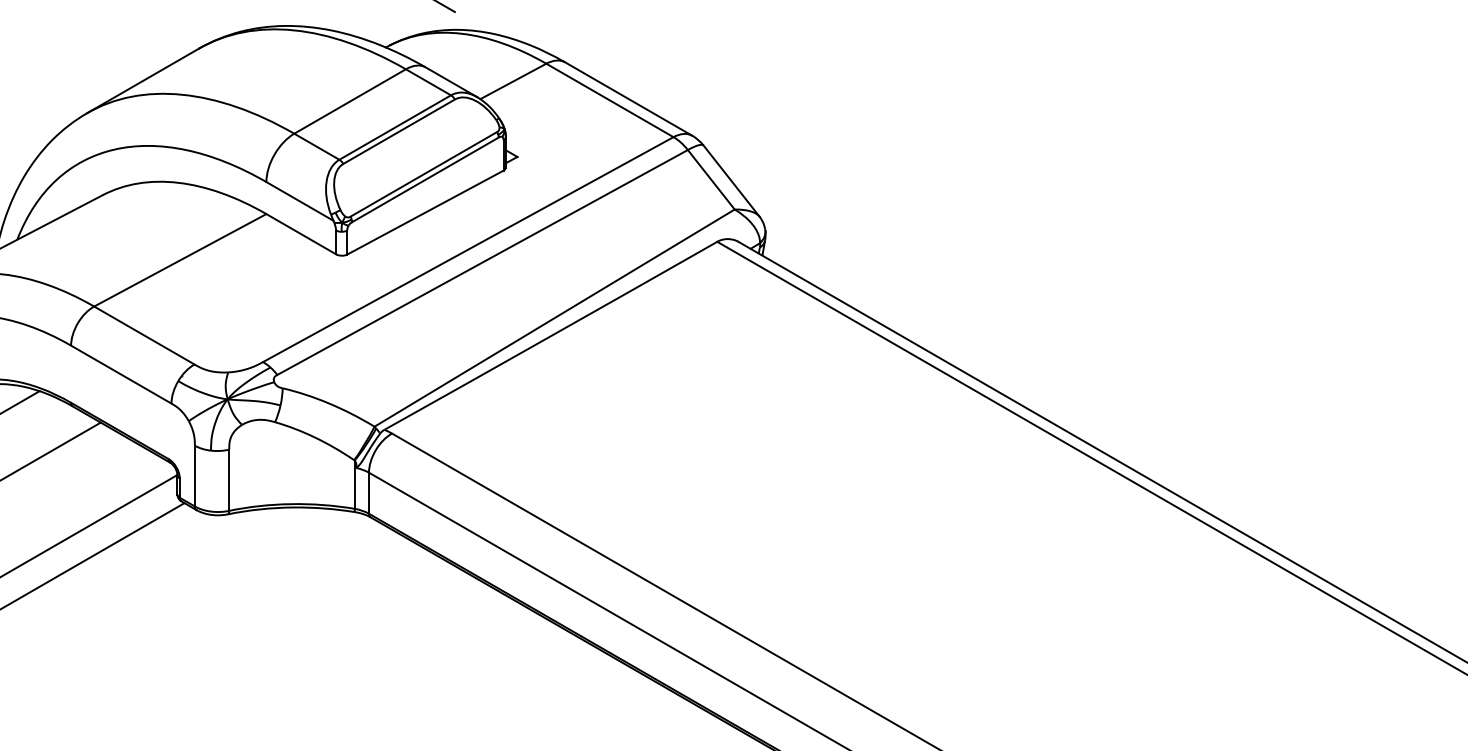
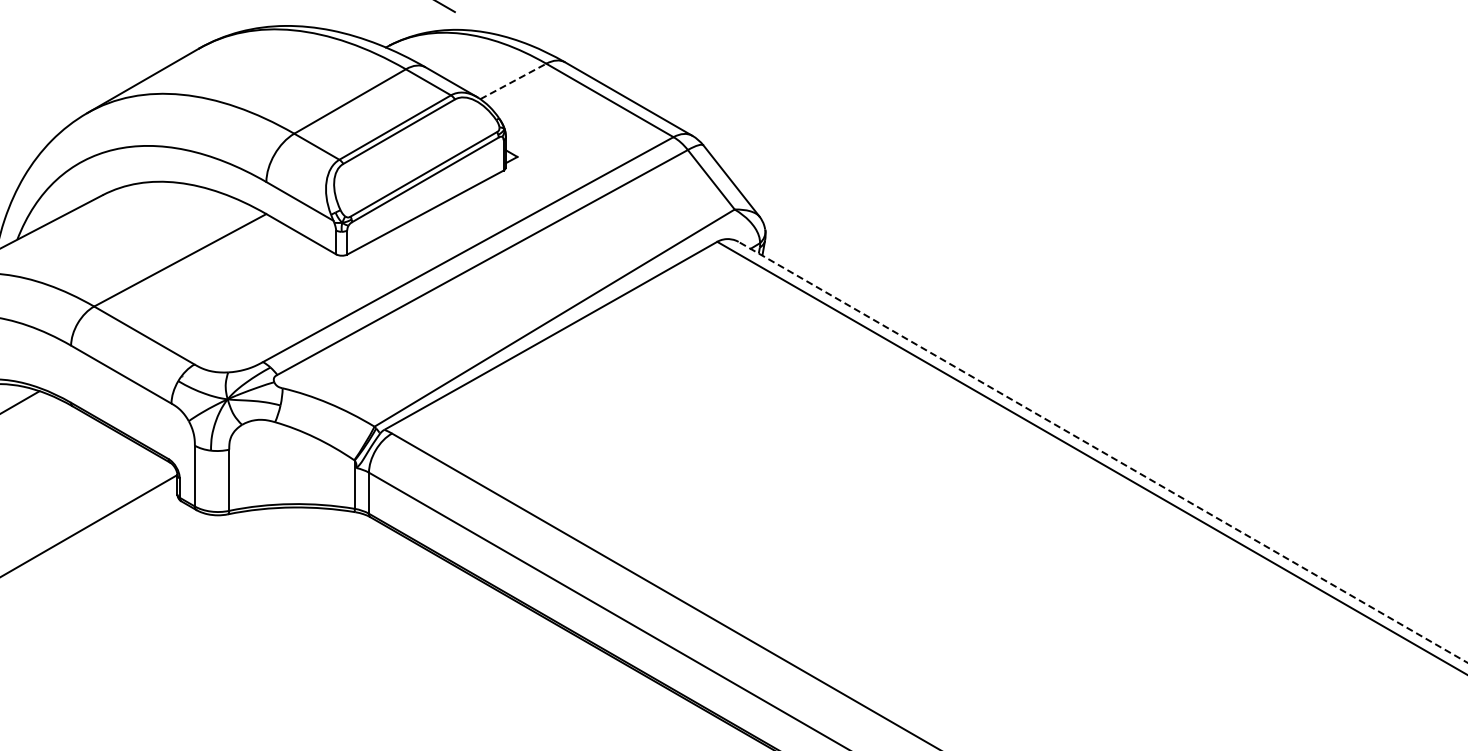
line: solid -> dashed (513, 81)
line: present -> none (51, 450)
line: solid -> dashed (1103, 452)
line: present -> none (93, 555)
